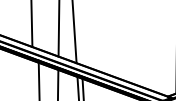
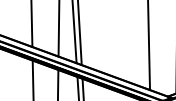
line: none -> present (79, 33)
line: none -> present (149, 46)
line position: (38, 78) -> (32, 78) (32, 78)
